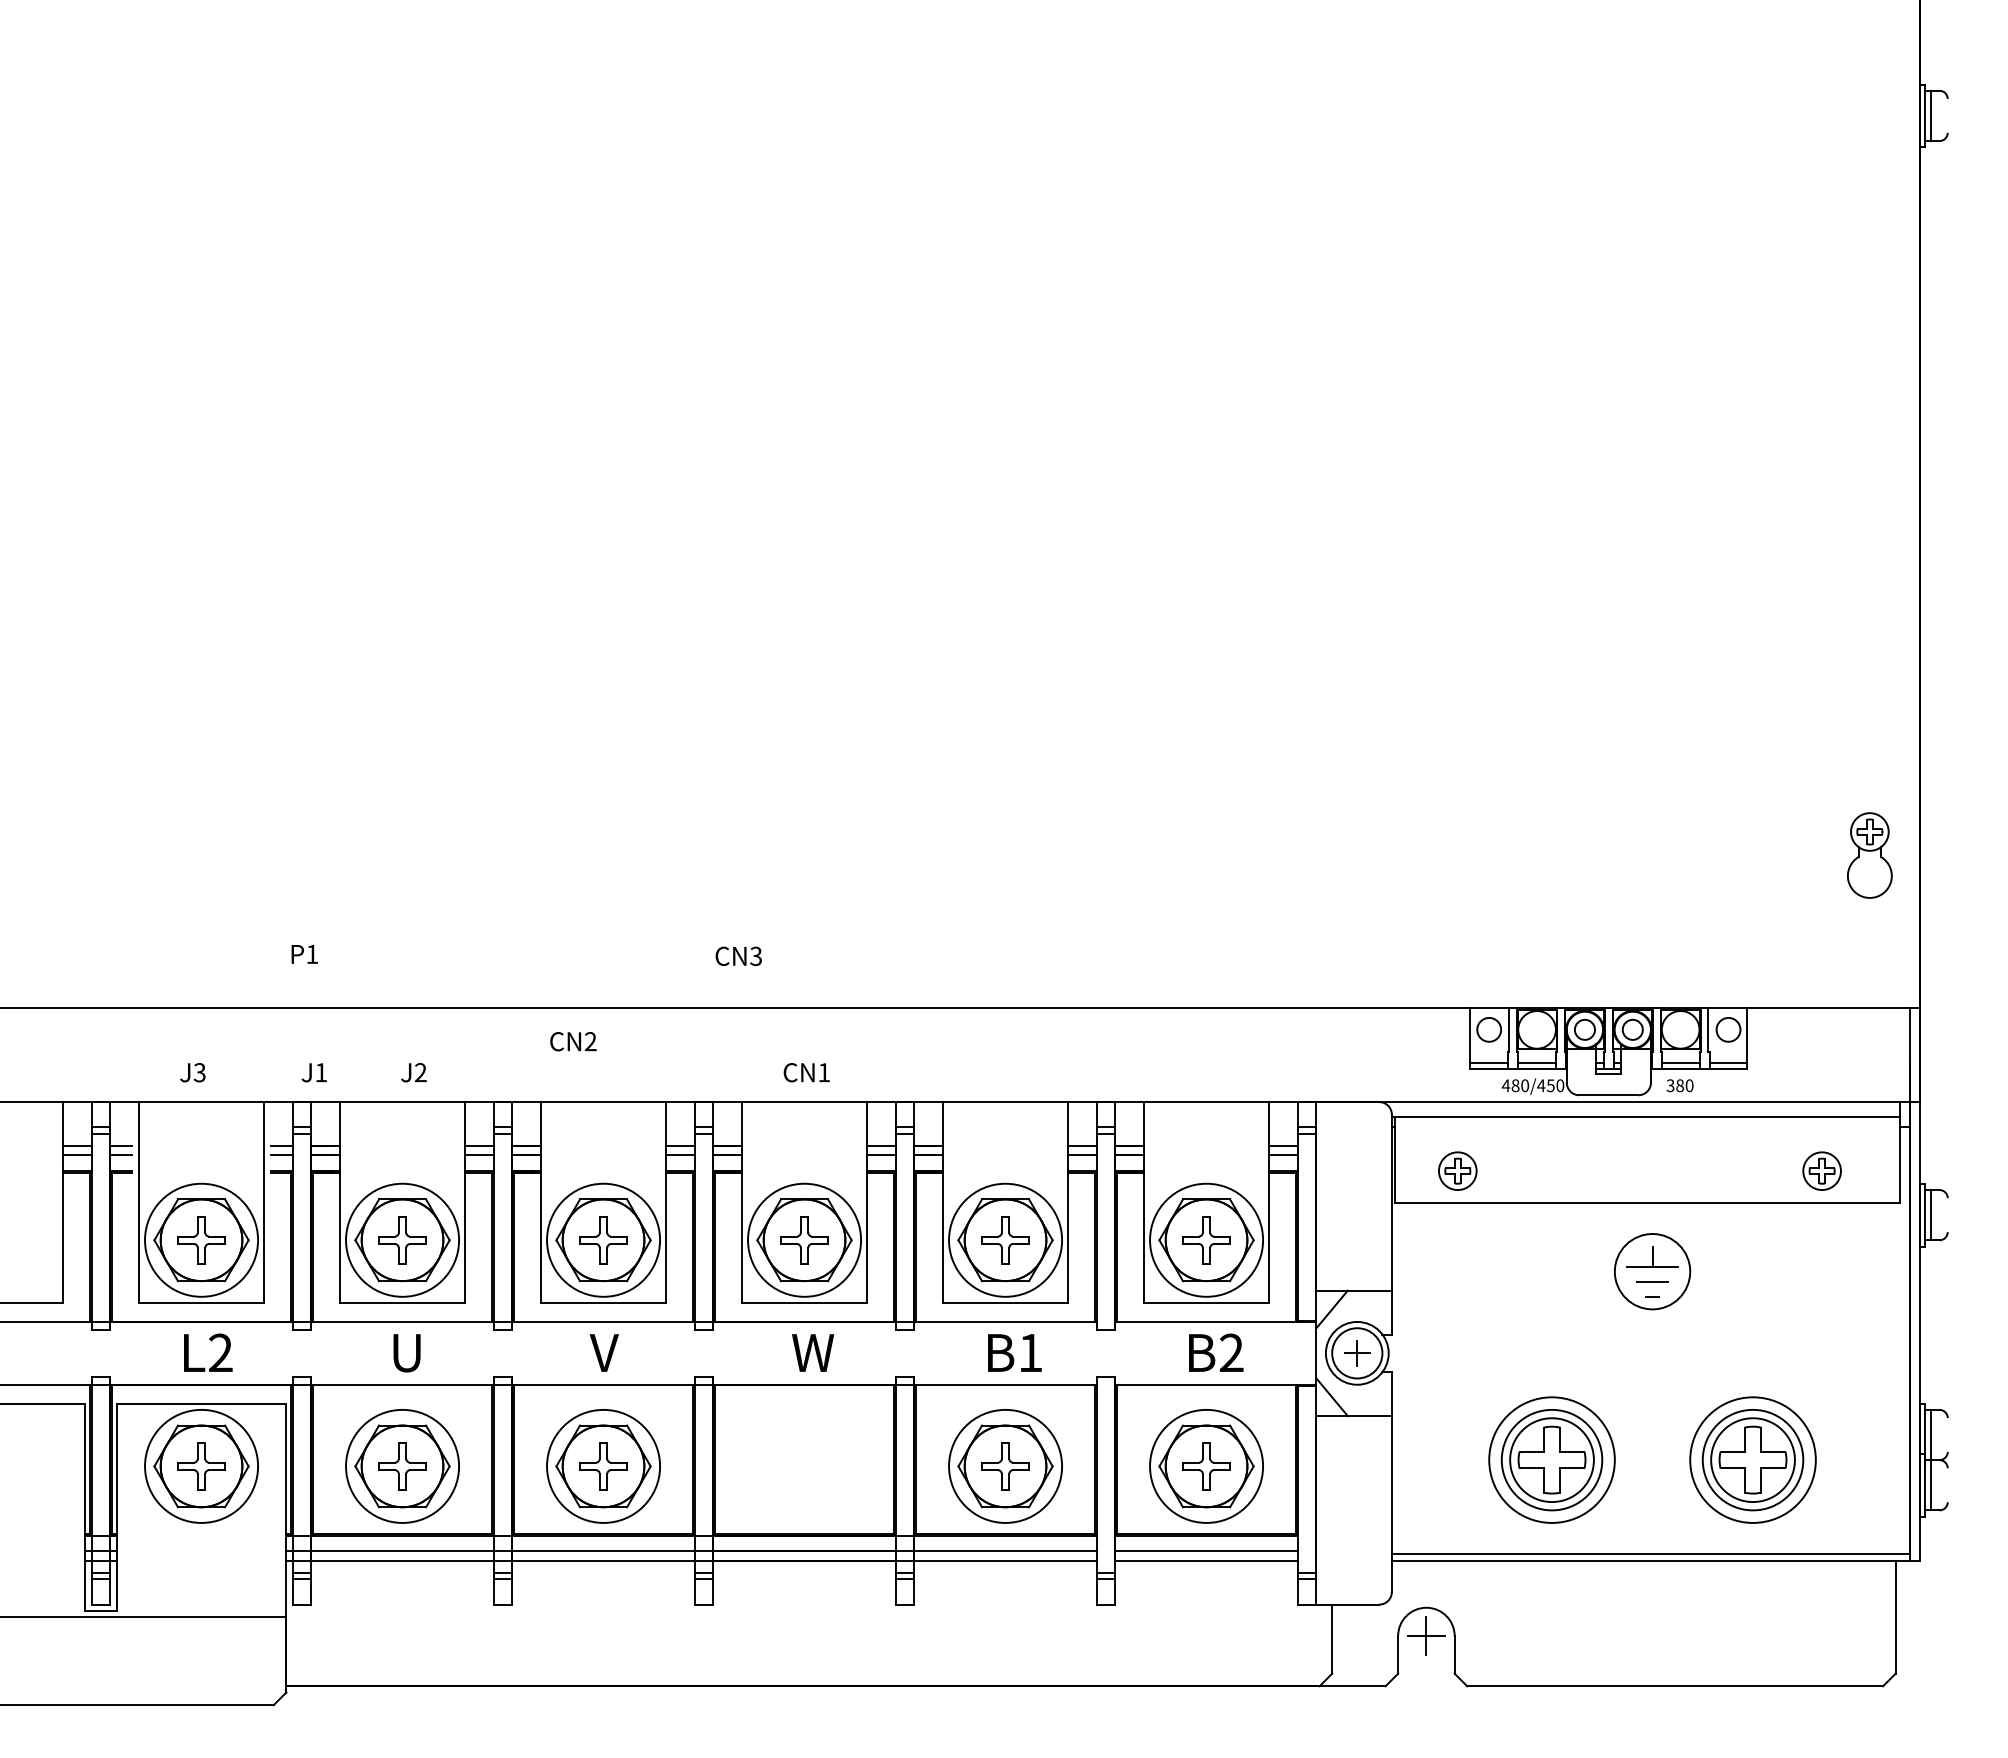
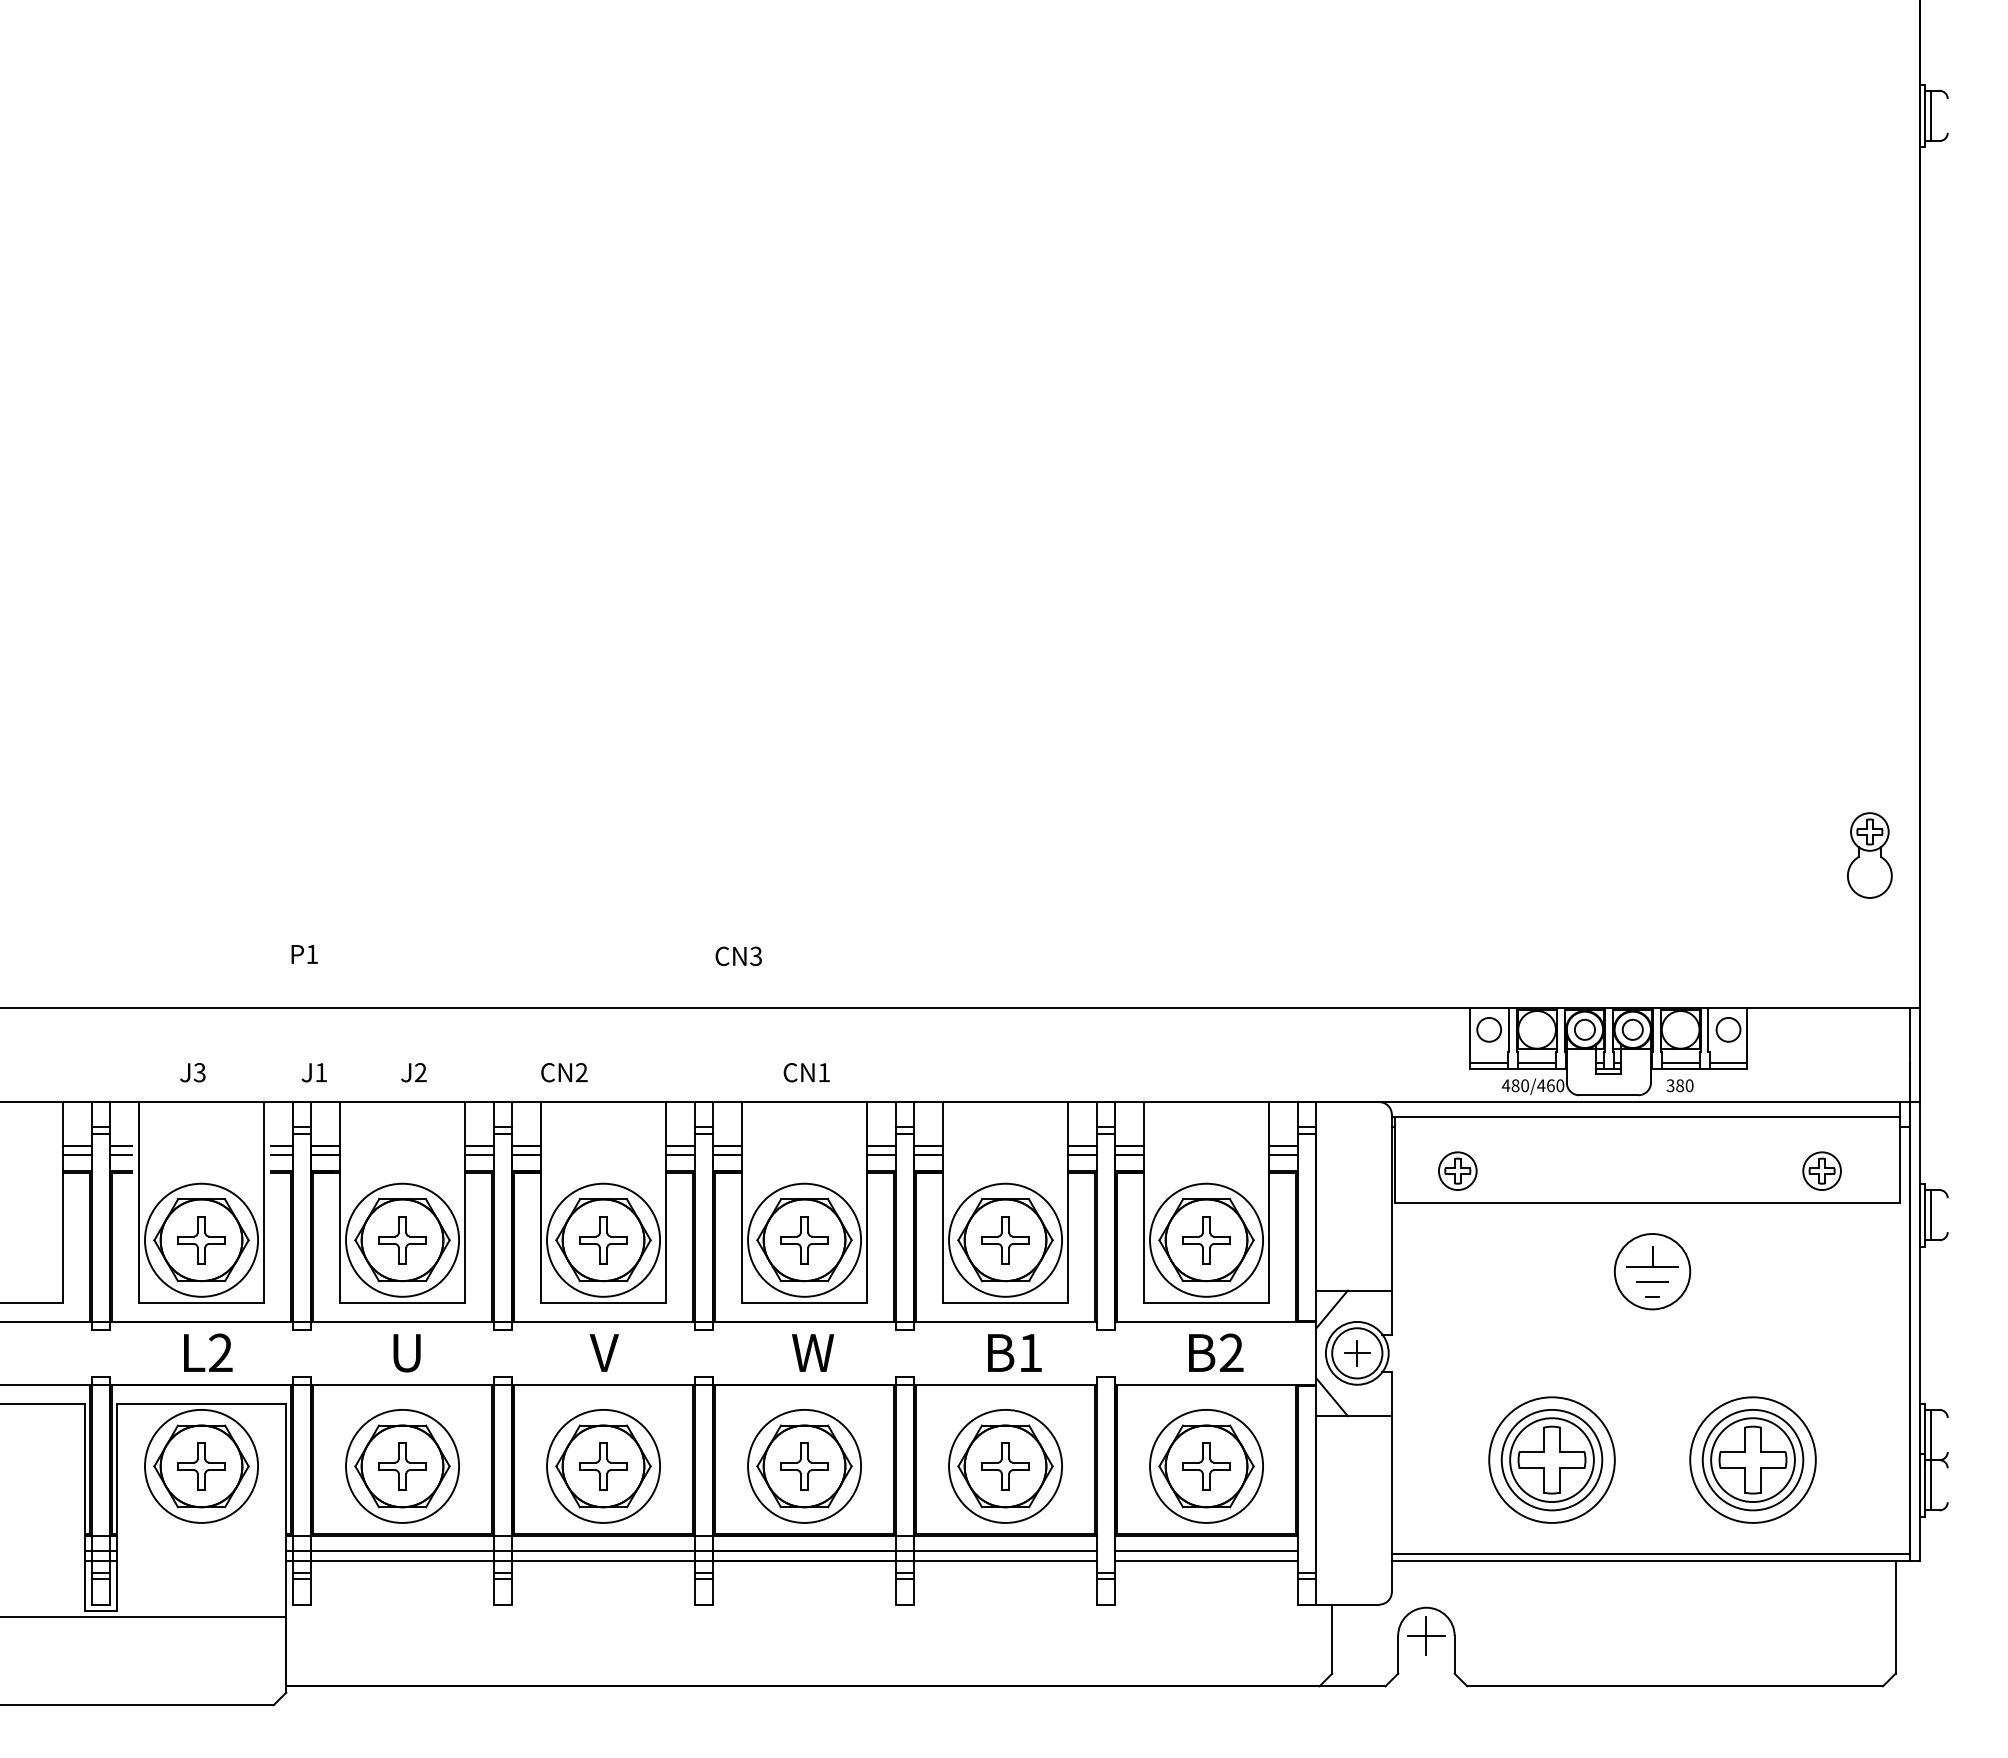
text position: (573, 1041) -> (564, 1072) (564, 1072)
text: 480/450 -> 480/460 (1550, 1085)
part: none -> present (804, 1466)
